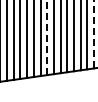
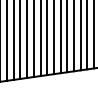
line: dashed -> solid (93, 34)
line: dashed -> solid (47, 37)
